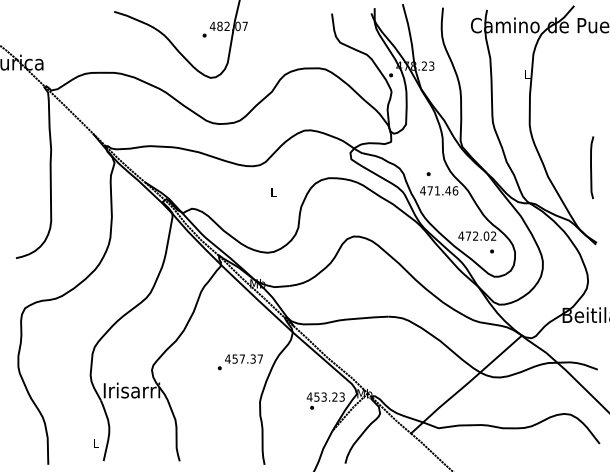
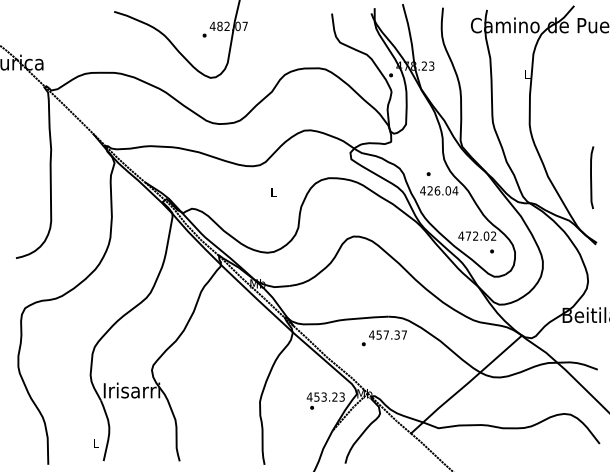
curve position: (591, 167) -> (591, 177) (591, 177)
text: 471.46 -> 426.04 (442, 190)
text position: (239, 362) -> (383, 338) (383, 338)
